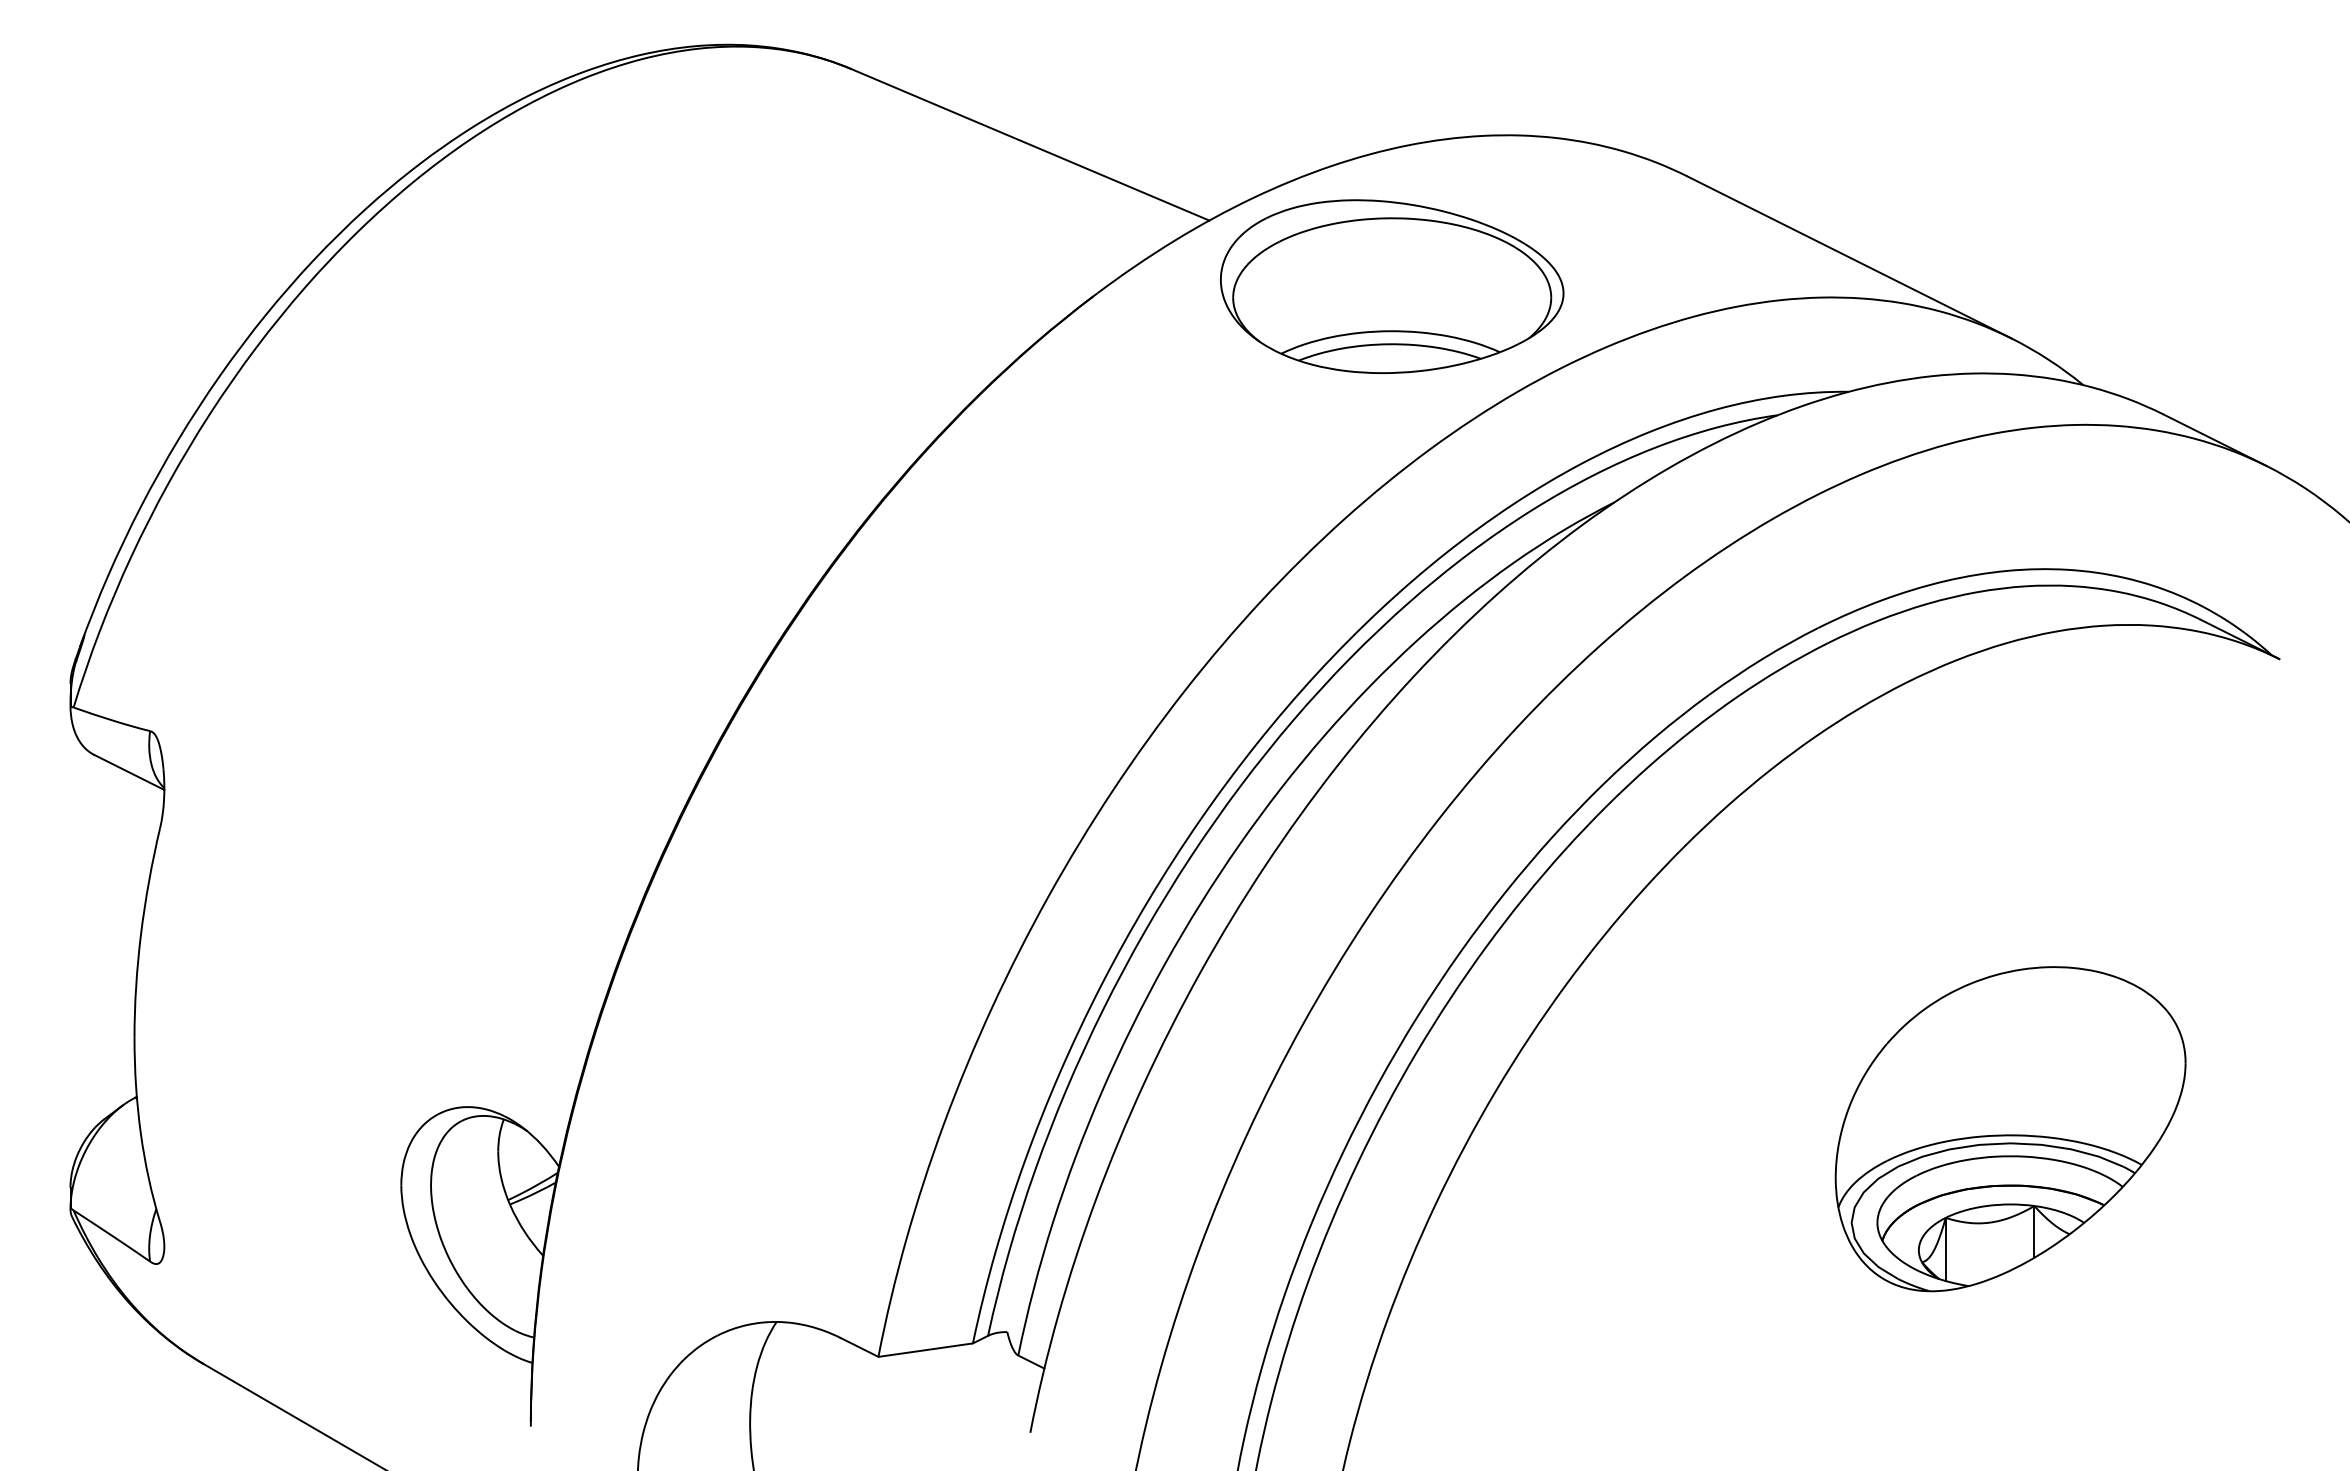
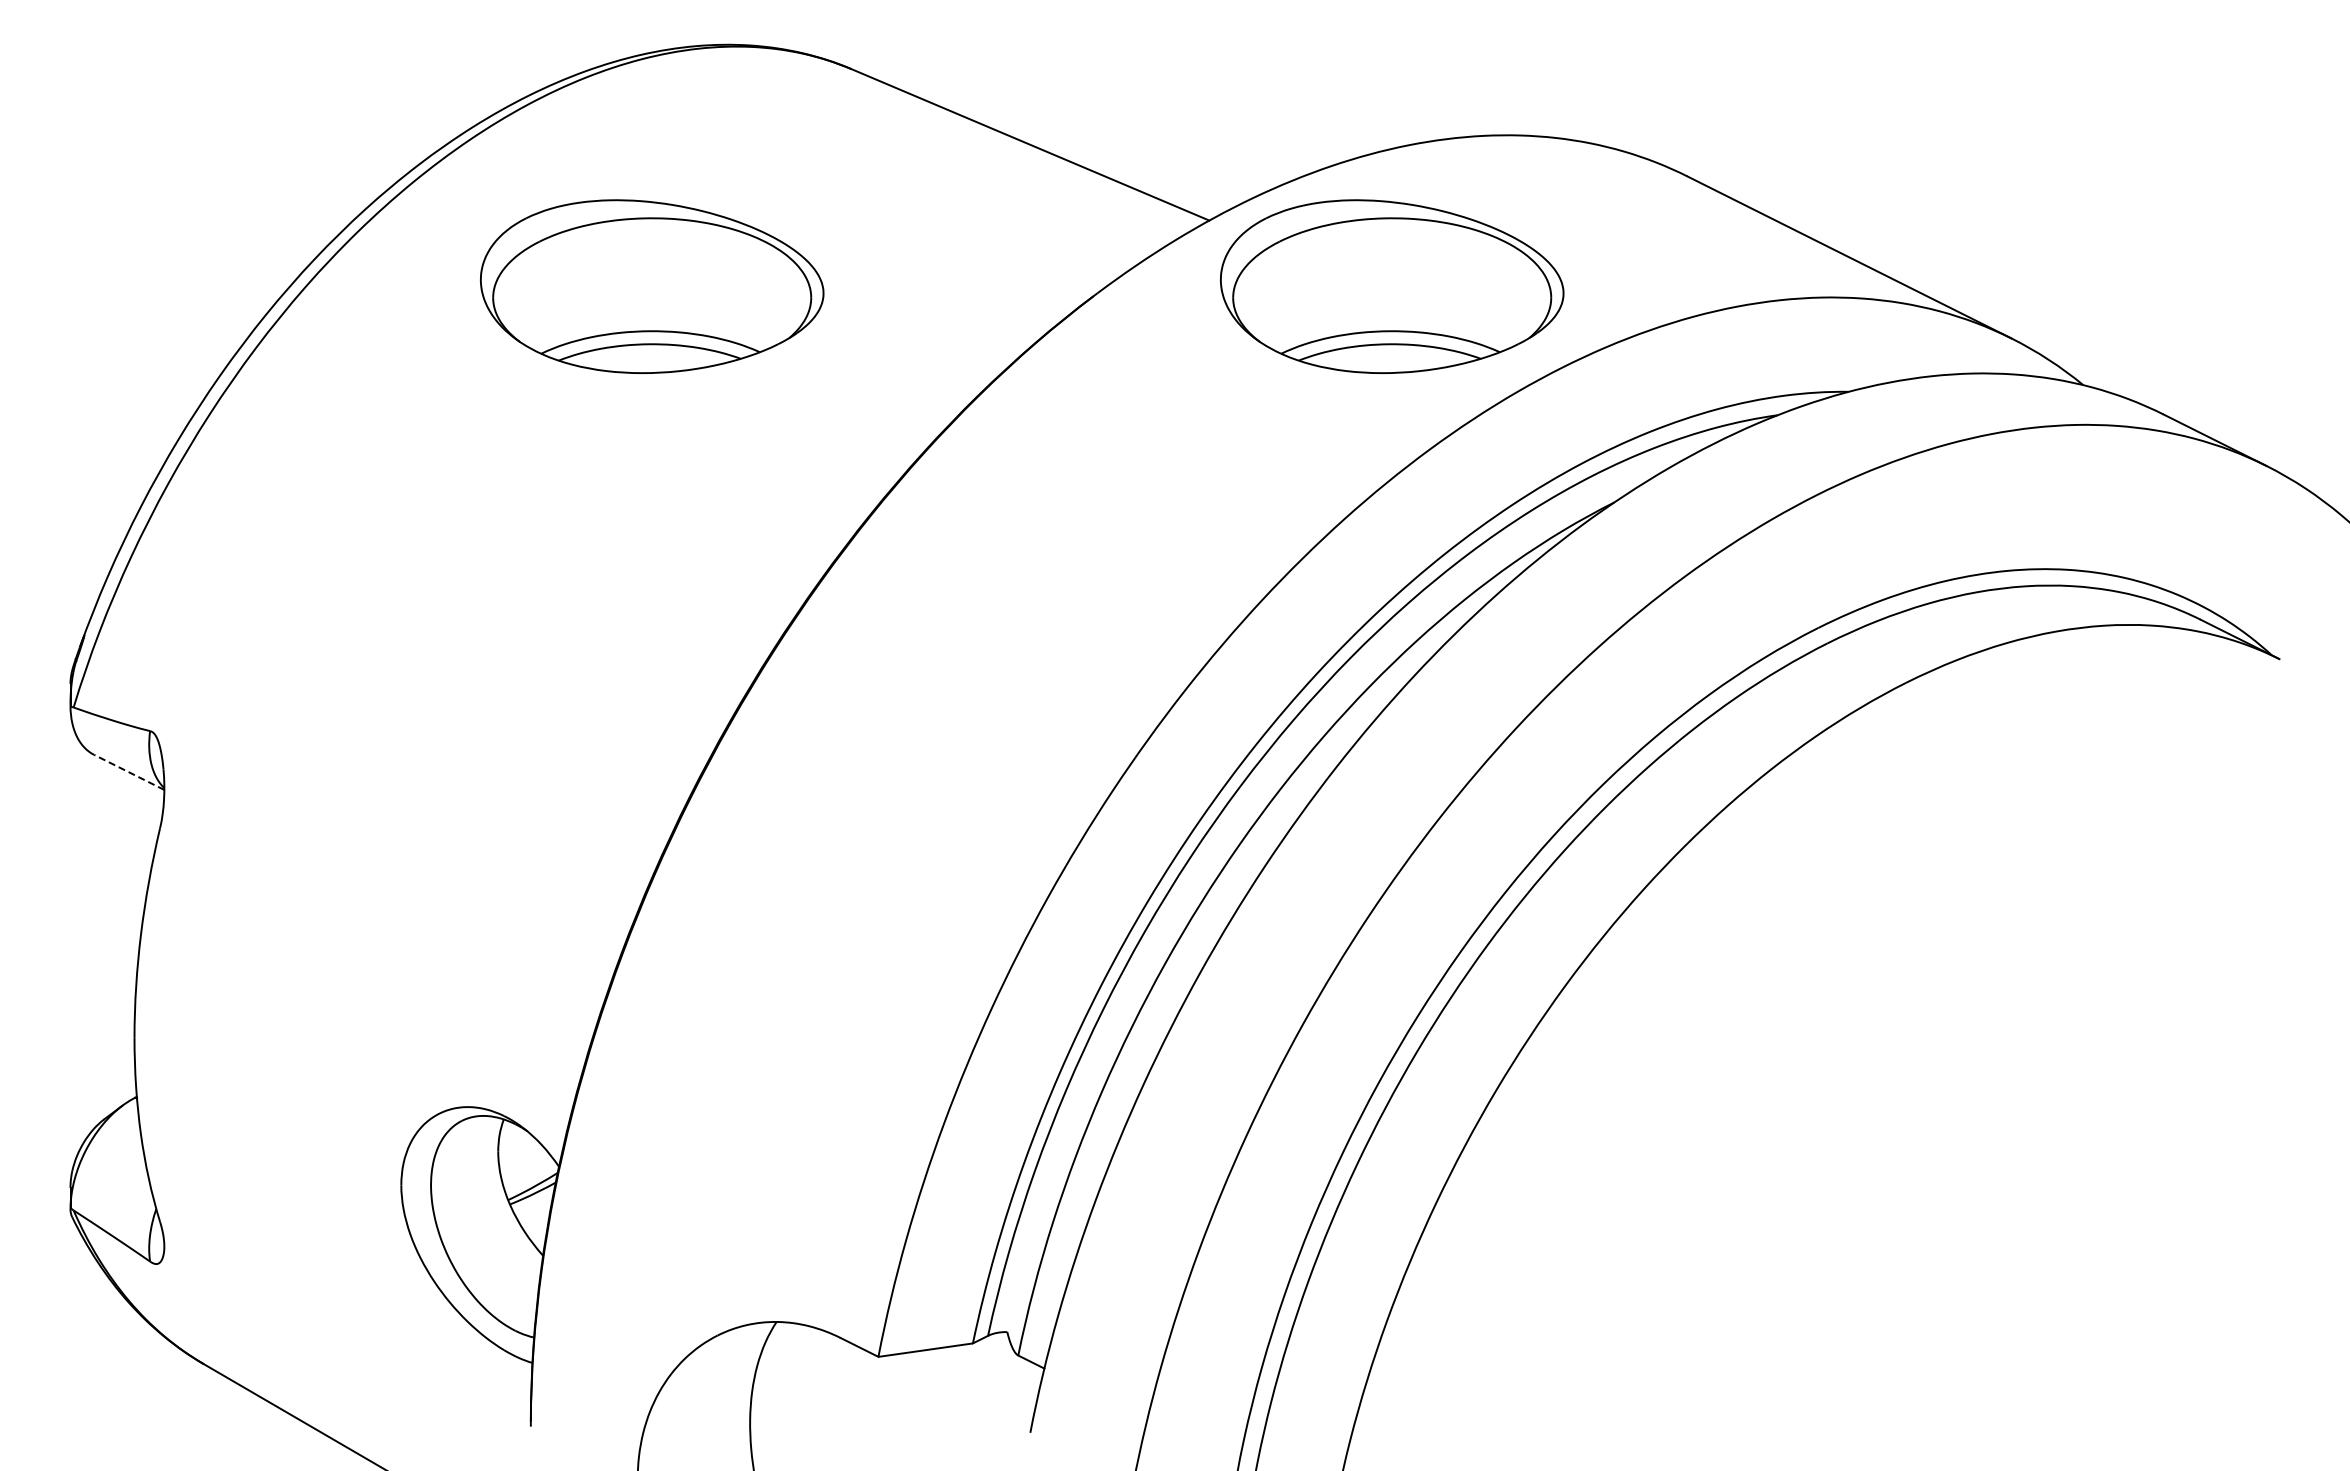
part: none -> present (652, 286)
line: solid -> dashed (128, 772)
part: present -> none (2010, 1129)
